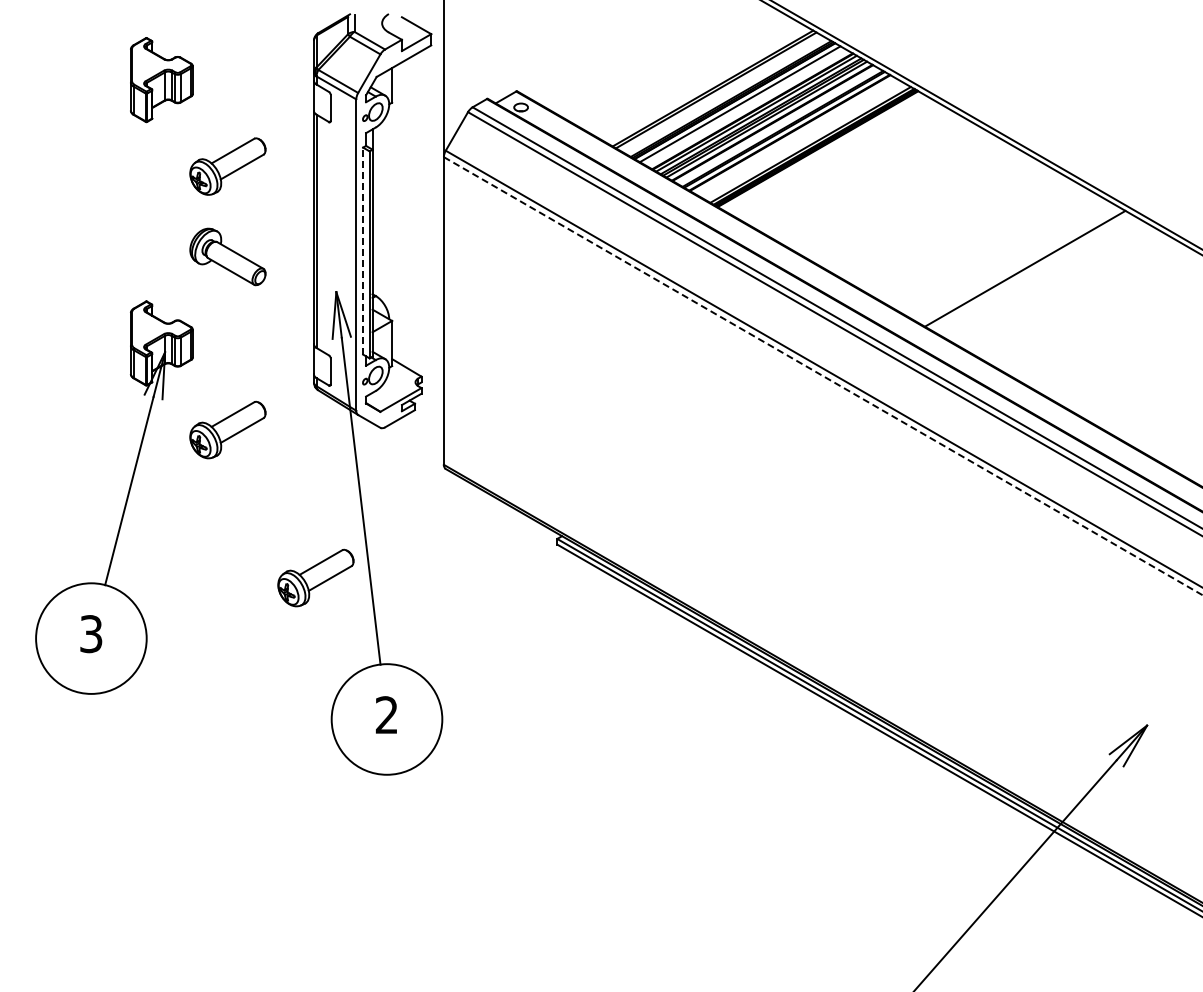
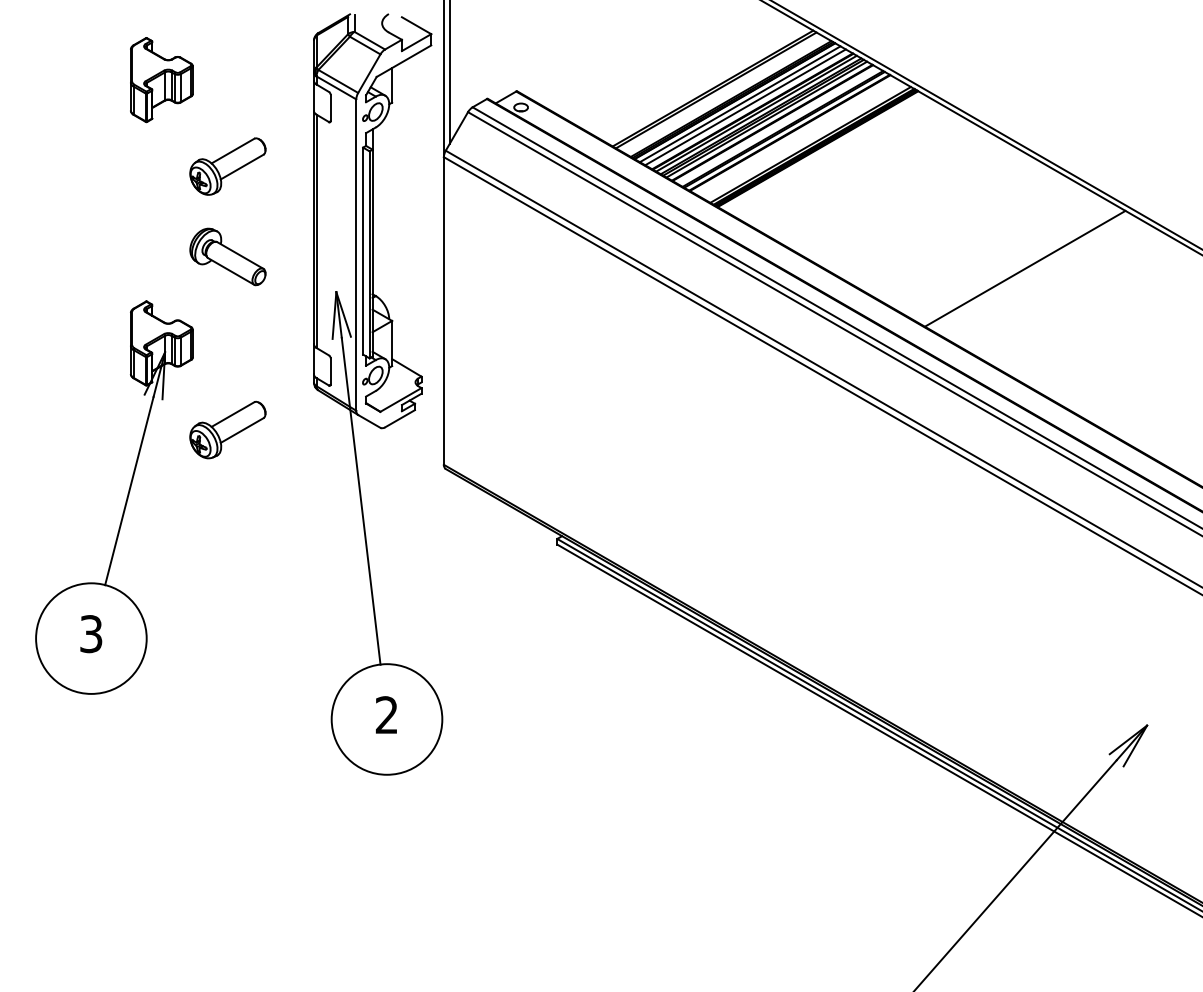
line: none -> present (449, 72)
line: none -> present (745, 107)
line: dashed -> solid (363, 251)
line: dashed -> solid (823, 376)
part: present -> none (315, 577)
